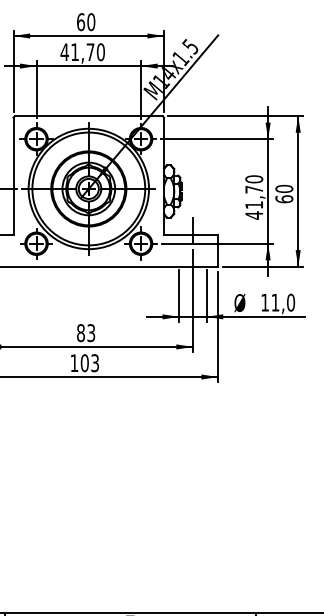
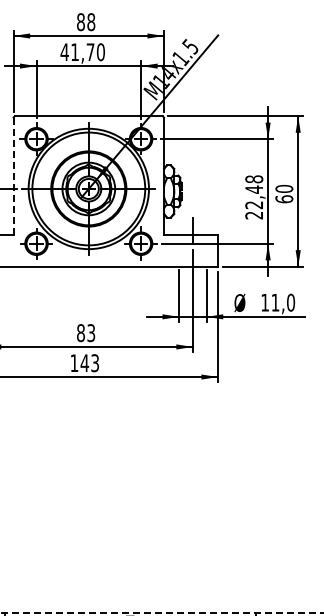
text: 60 -> 88 (86, 21)
line: solid -> dashed (13, 176)
text: 41,70 -> 22,48 (253, 197)
text: 103 -> 143 (84, 363)
line: solid -> dashed (161, 613)
